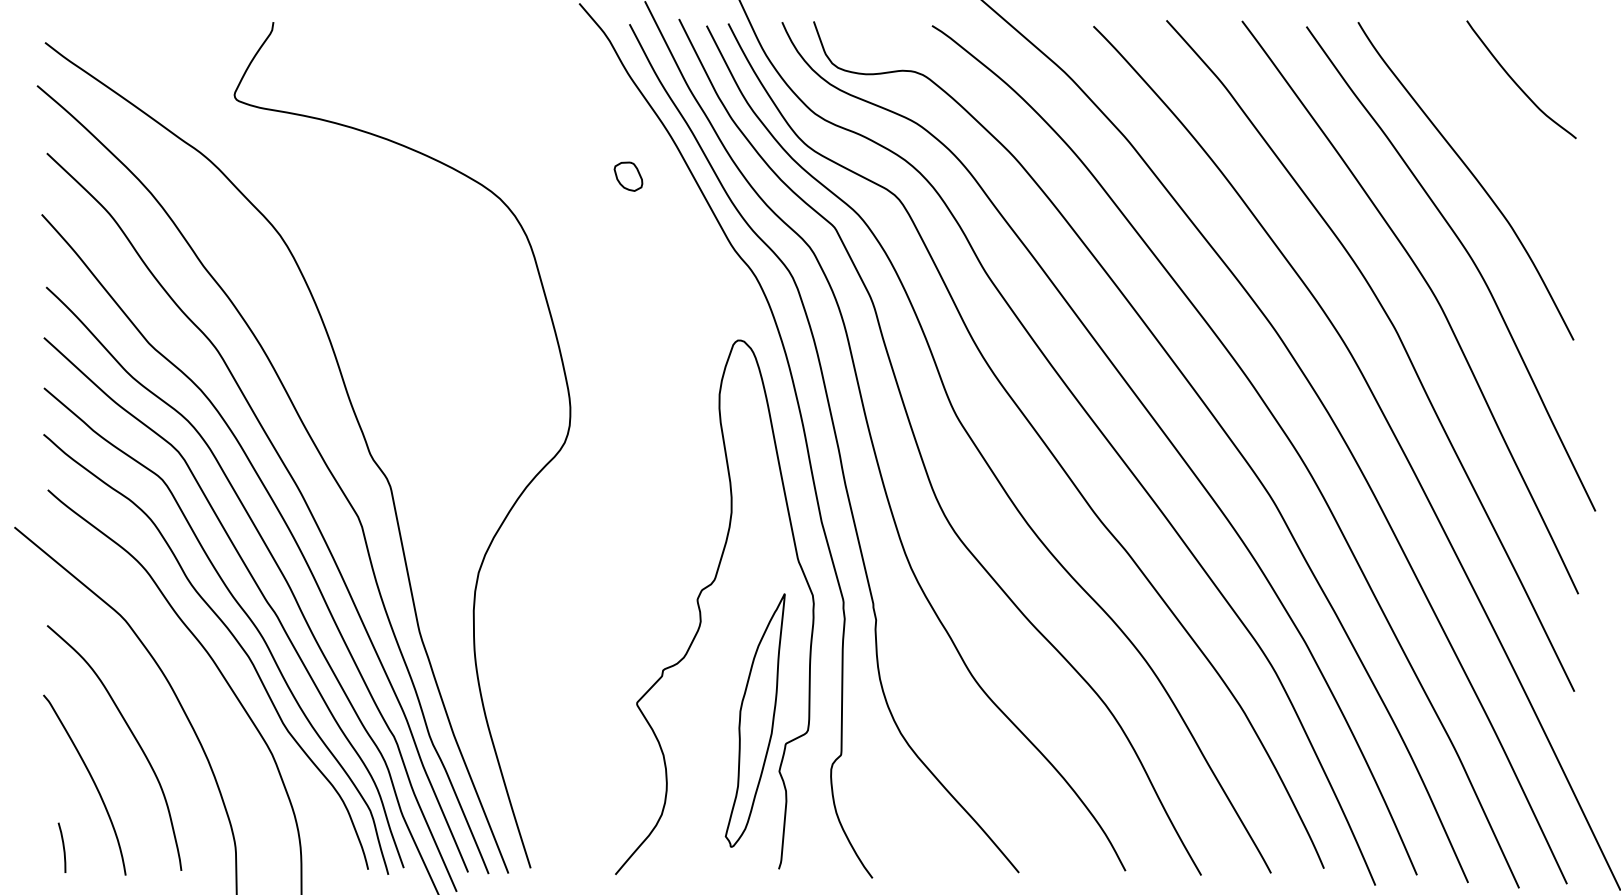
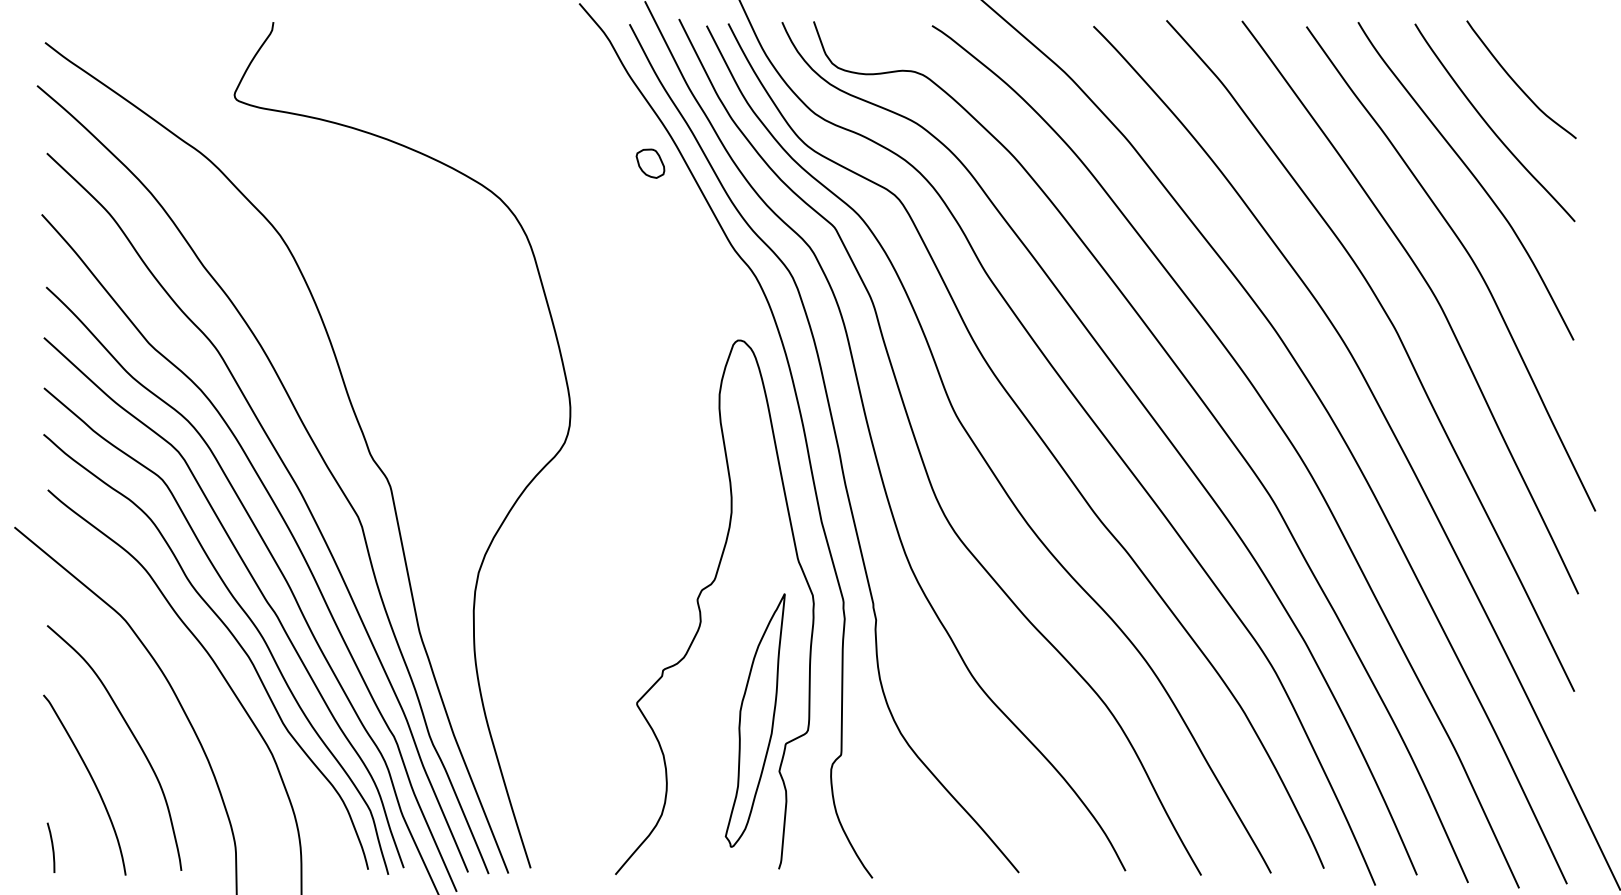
curve: none -> present (1490, 126)
part position: (628, 176) -> (650, 163) (650, 163)
curve position: (62, 846) -> (51, 846) (51, 846)
